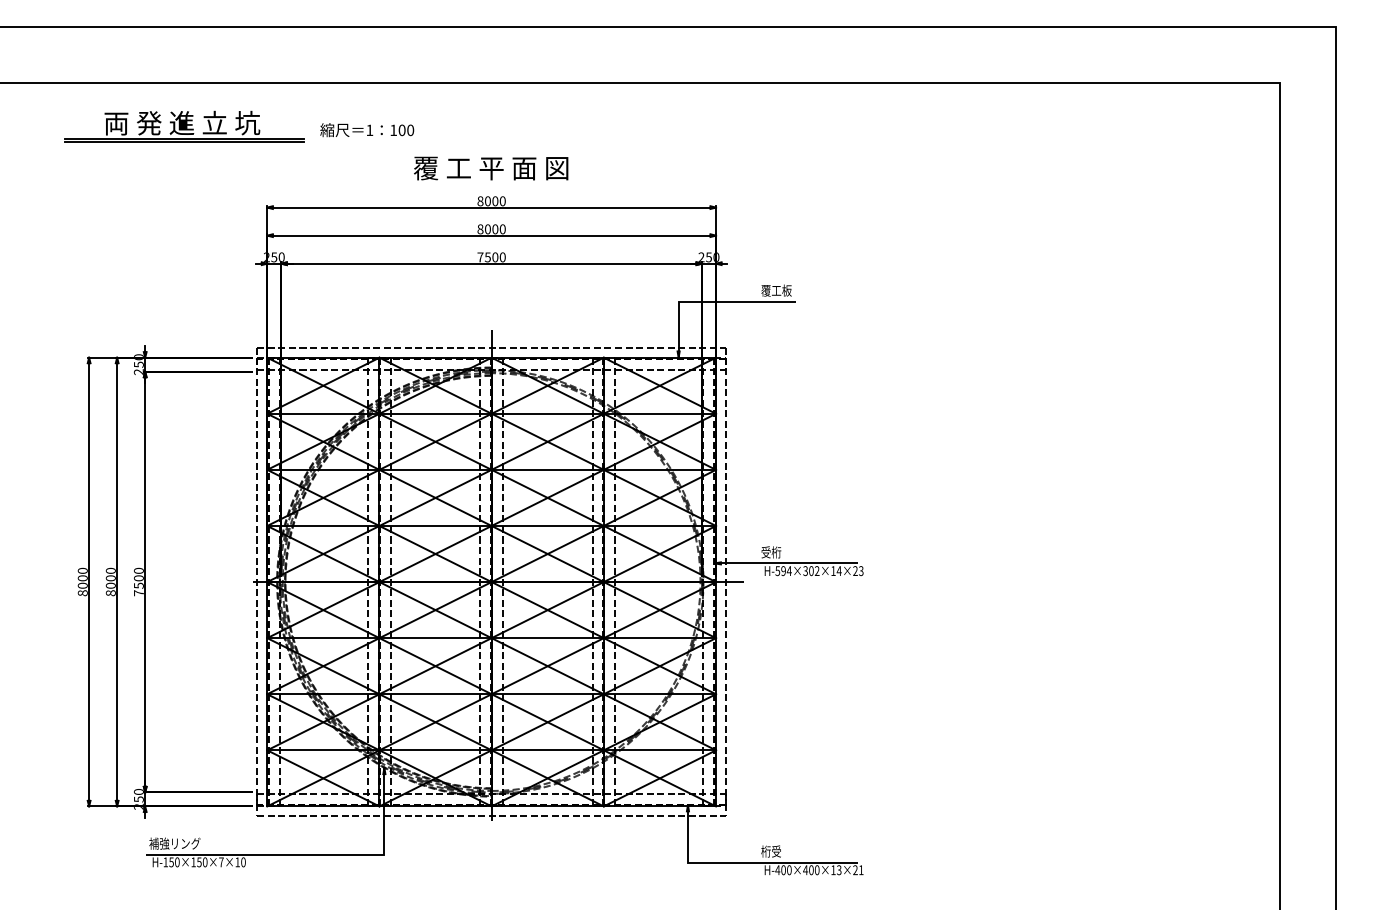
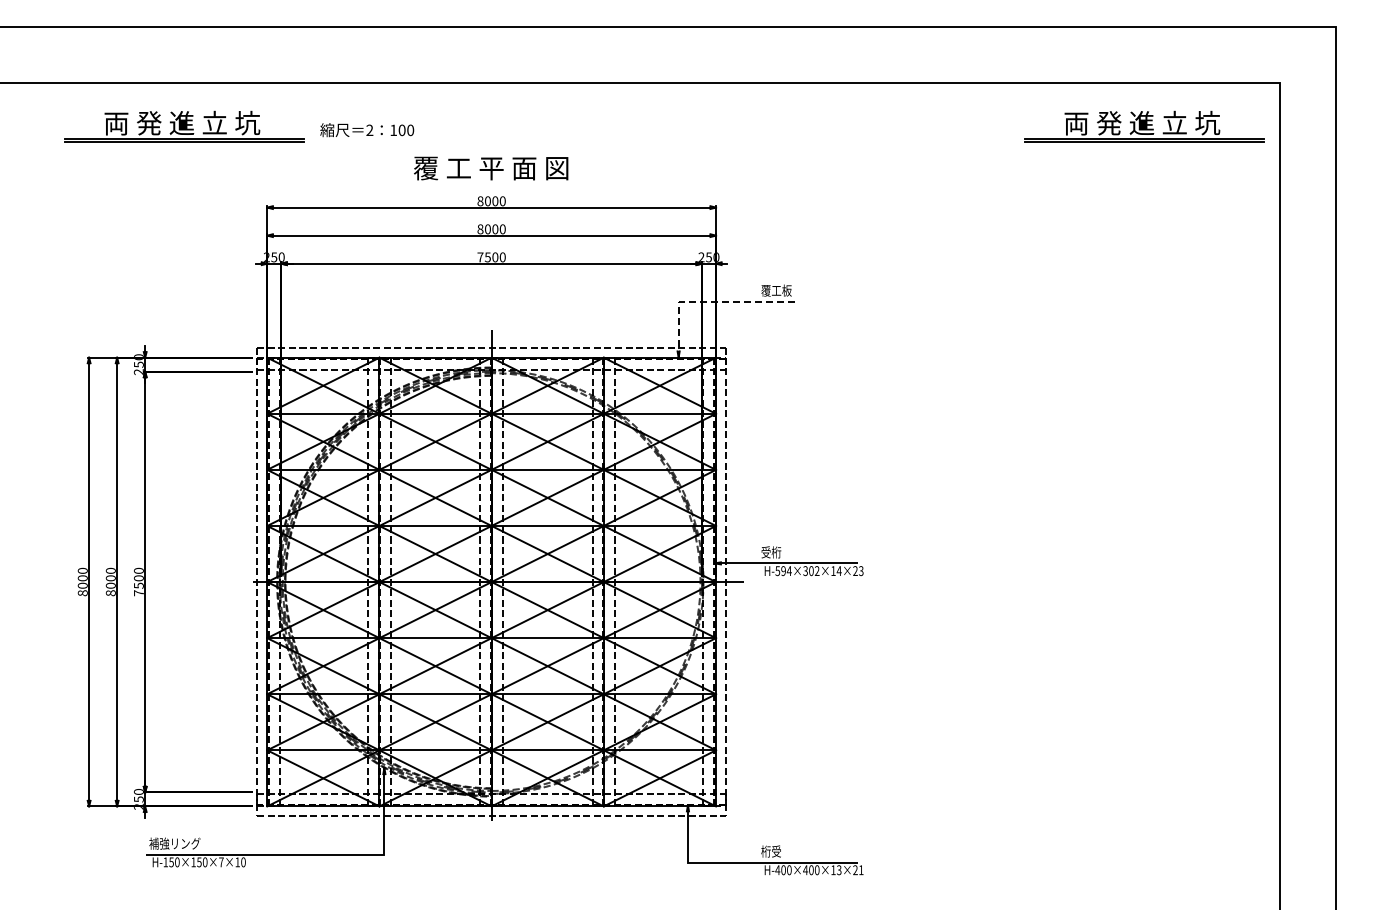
part: none -> present (1144, 126)
text: 1 -> 2 (369, 129)
line: solid -> dashed (709, 301)
